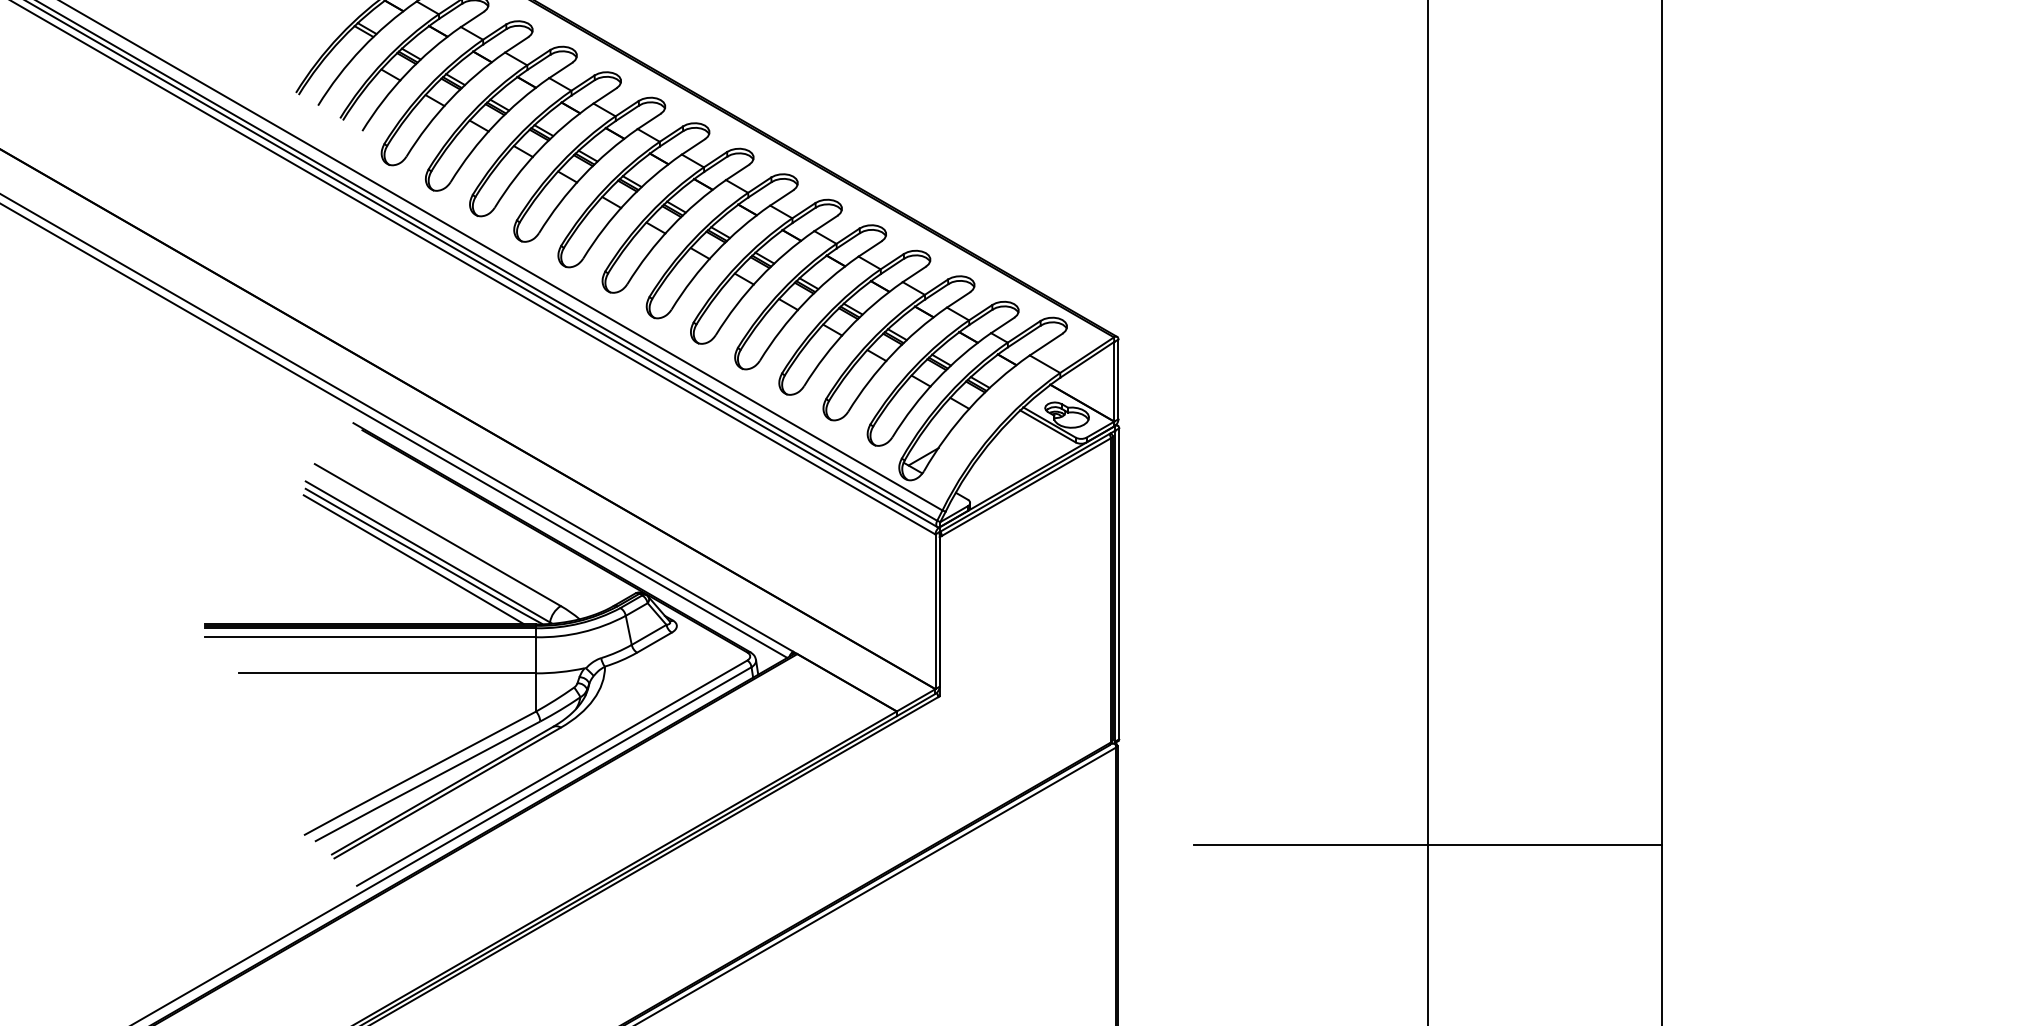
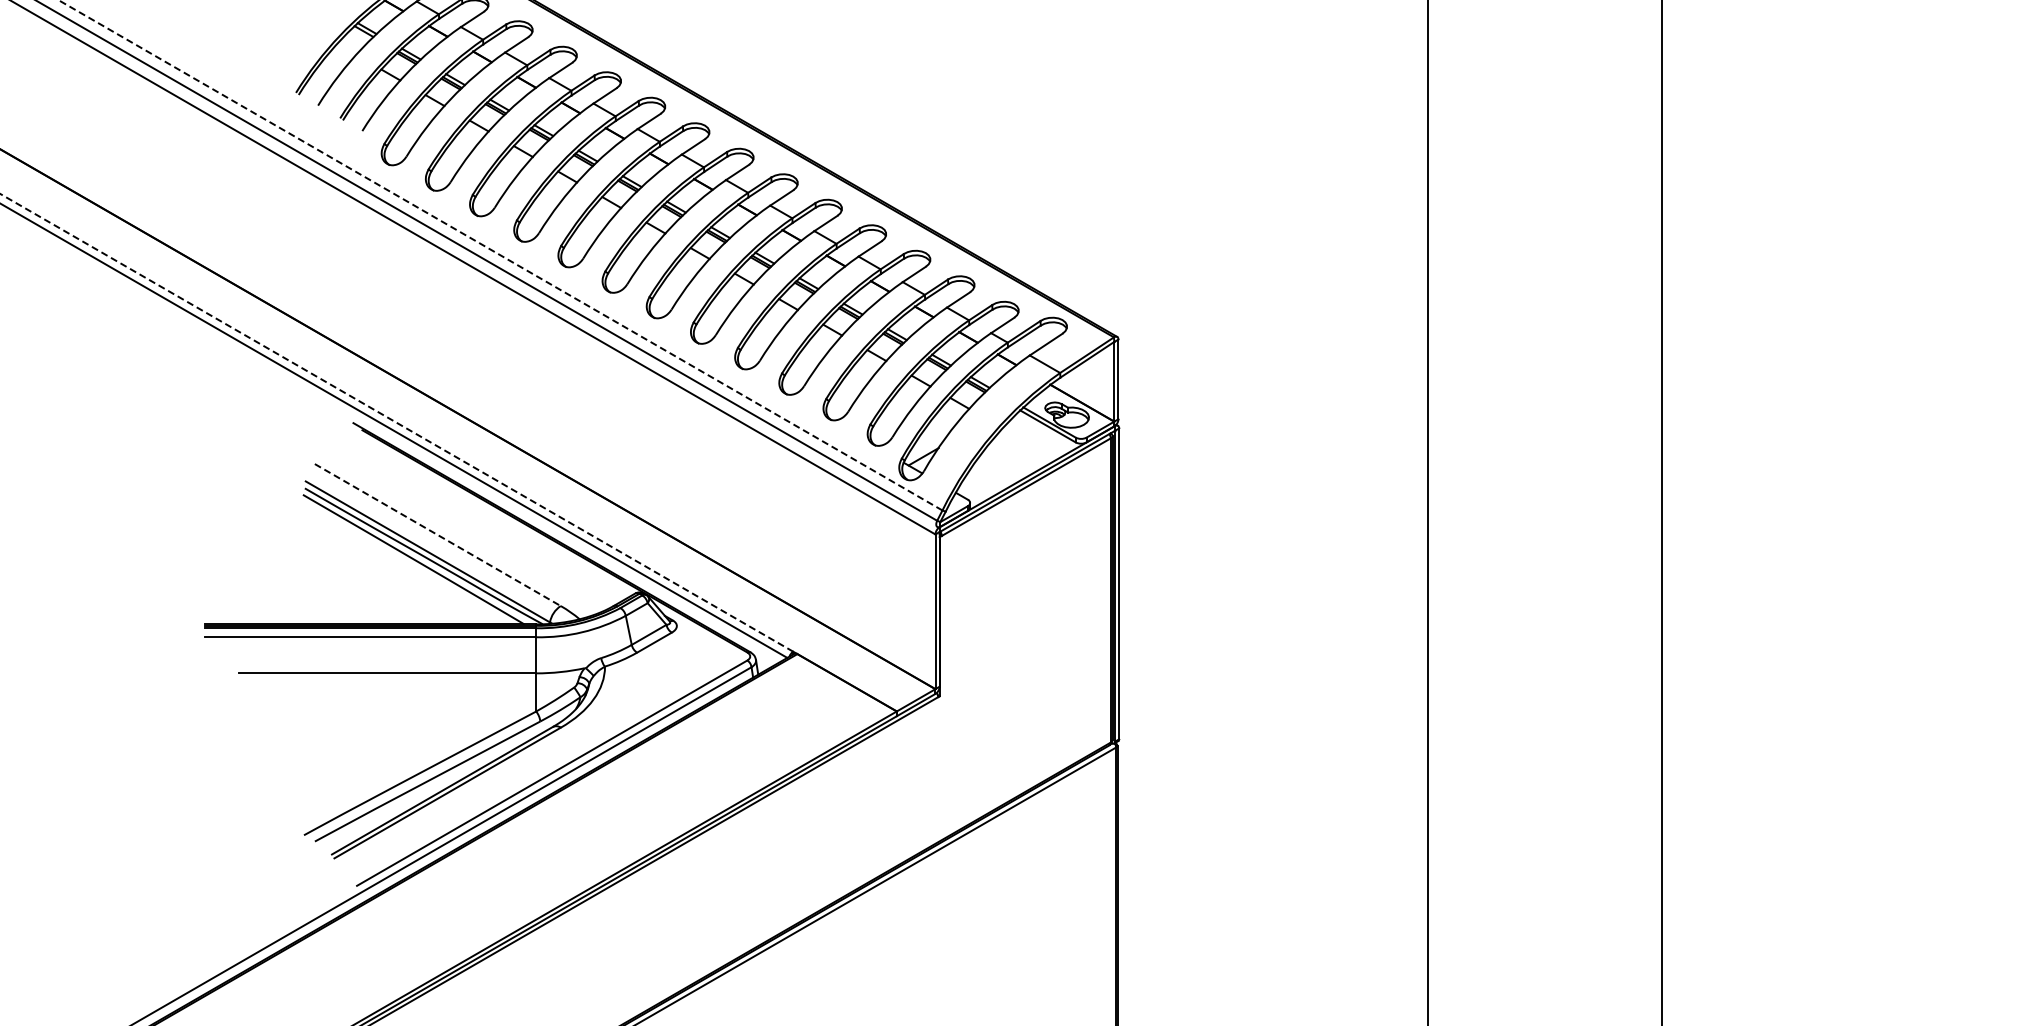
line: solid -> dashed (499, 254)
line: present -> none (482, 264)
line: solid -> dashed (396, 422)
line: solid -> dashed (438, 535)
line: present -> none (1427, 844)
